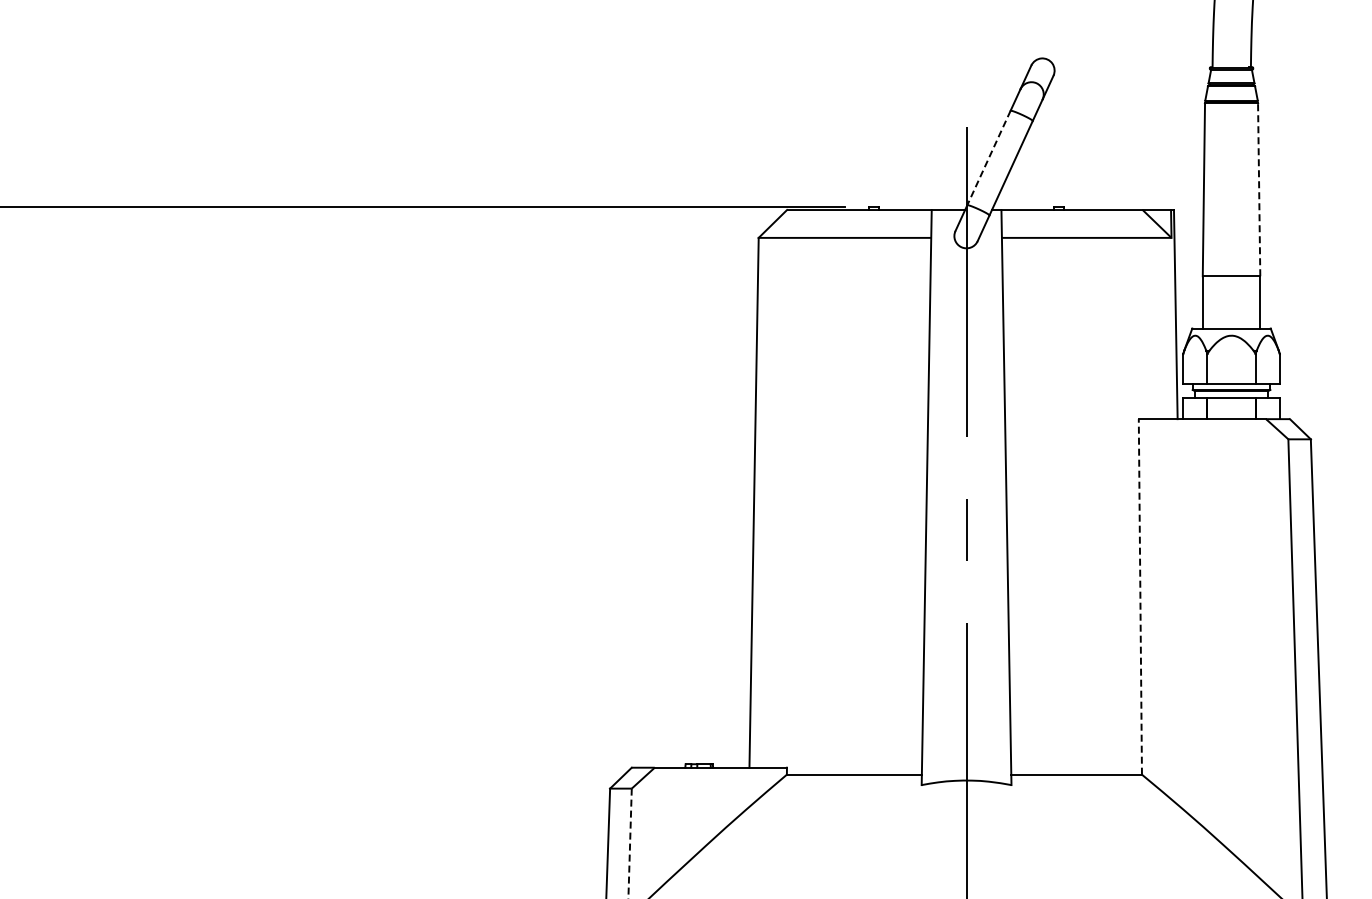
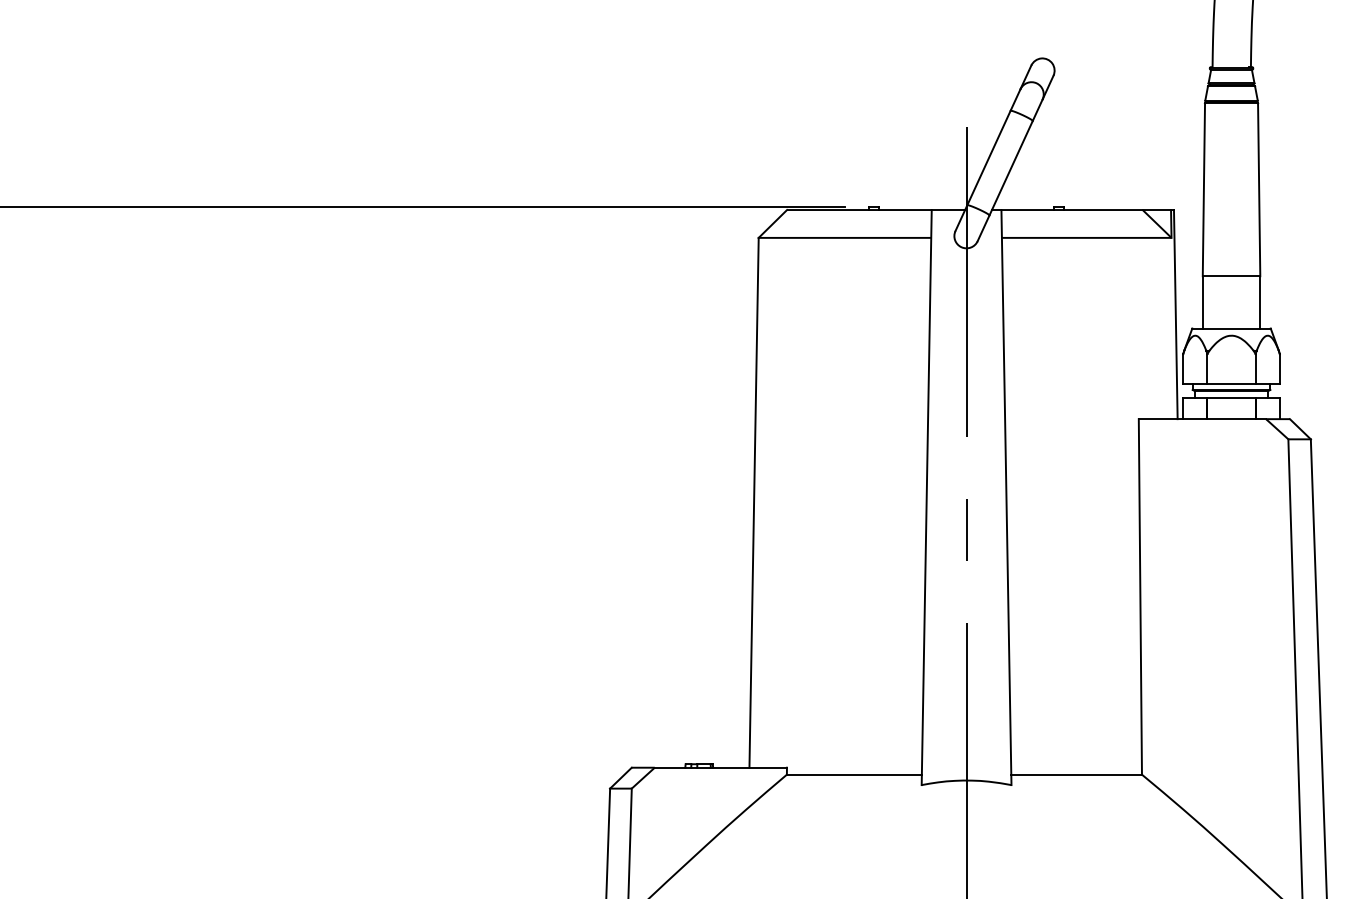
line: dashed -> solid (988, 158)
line: dashed -> solid (1259, 189)
line: dashed -> solid (1140, 596)
line: dashed -> solid (630, 843)
